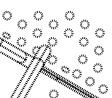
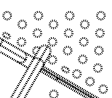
circle: none -> present (100, 15)
circle: none -> present (67, 50)
